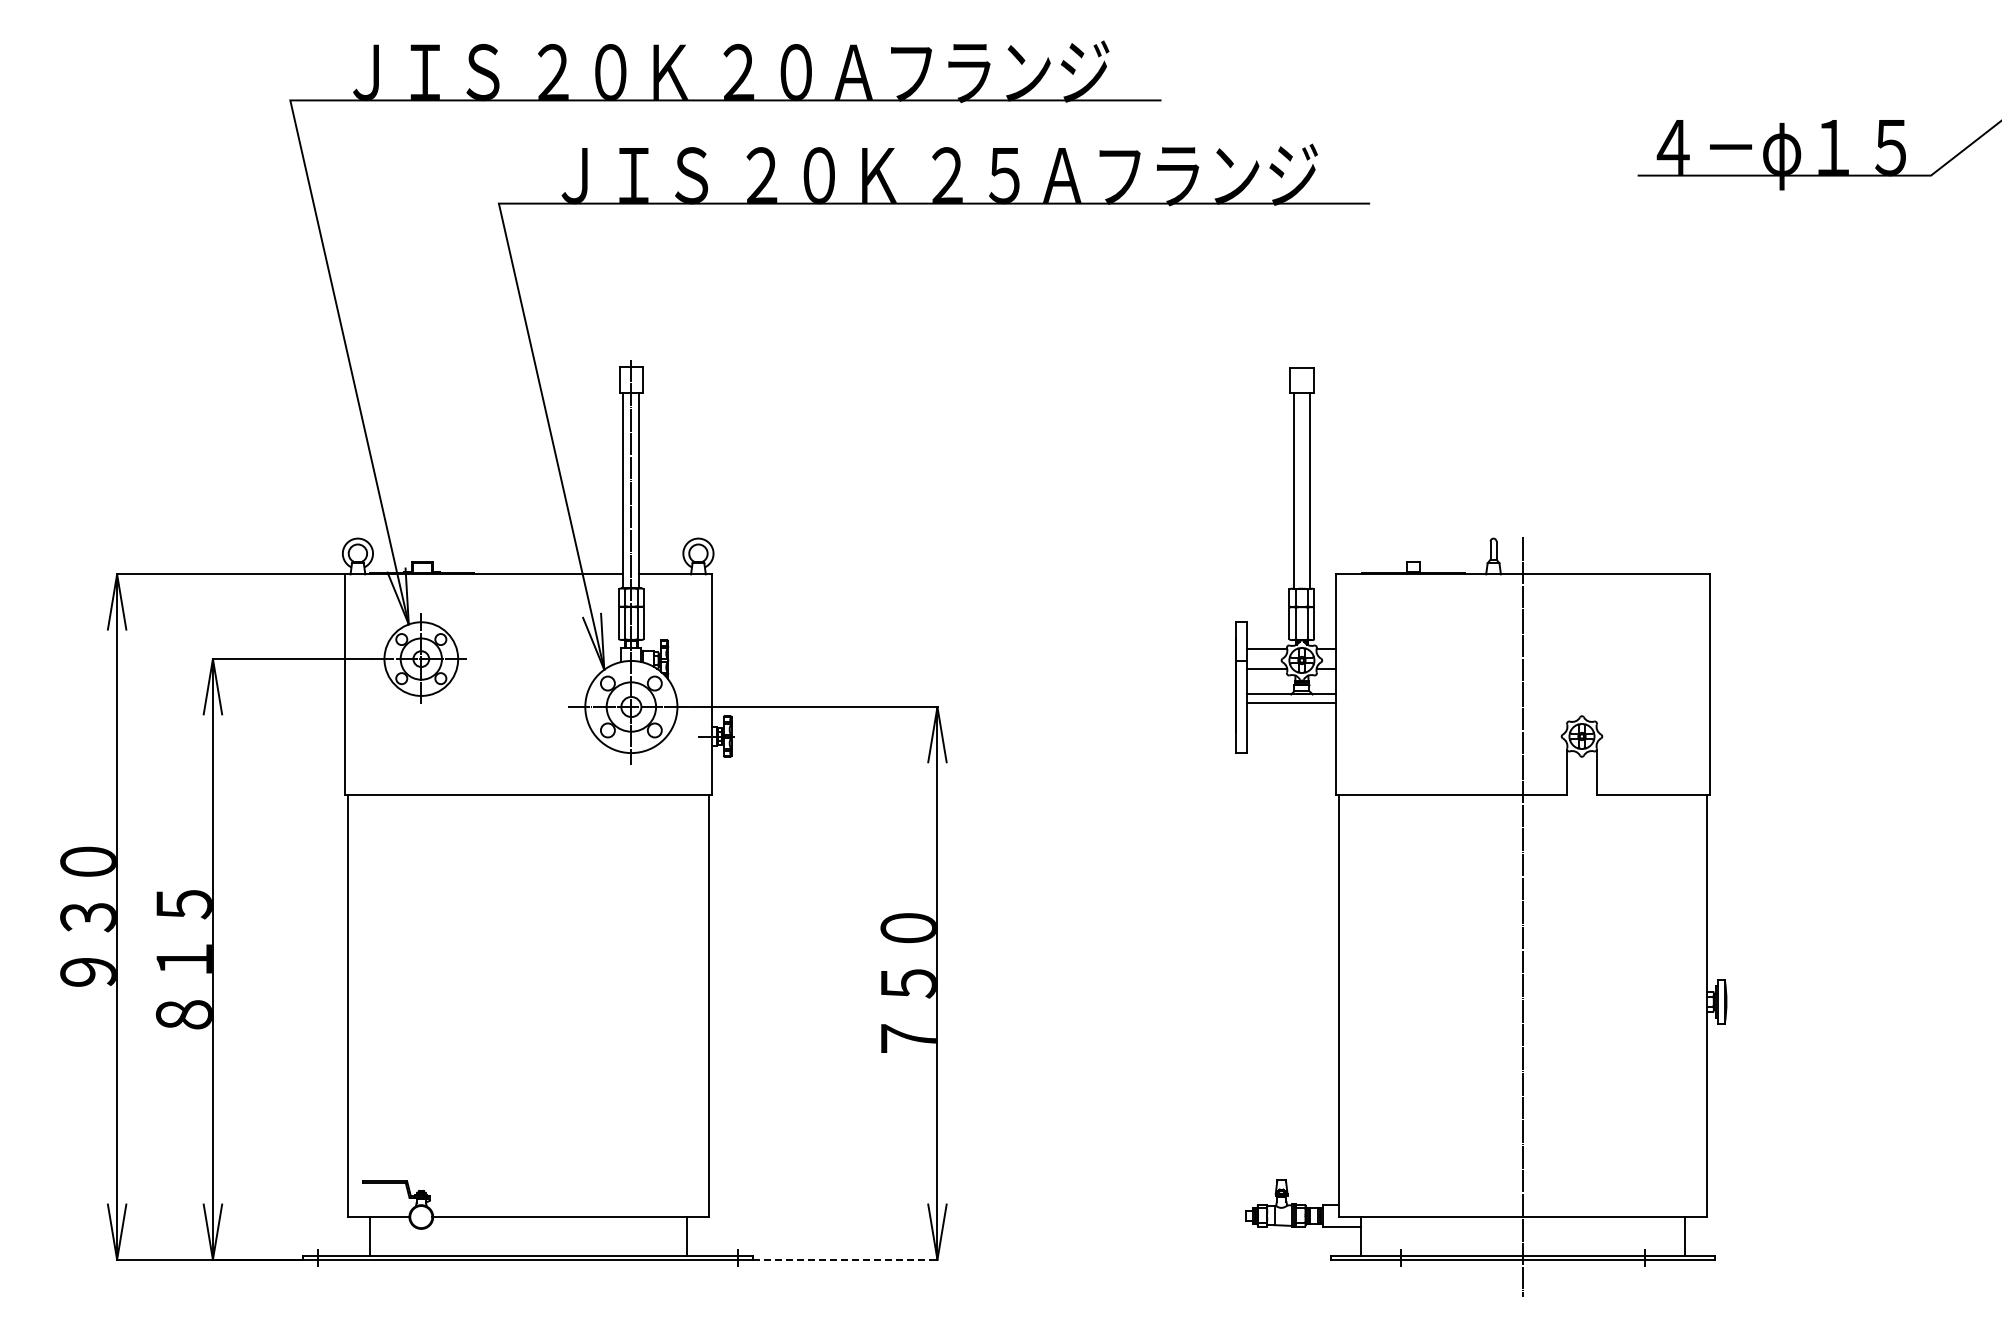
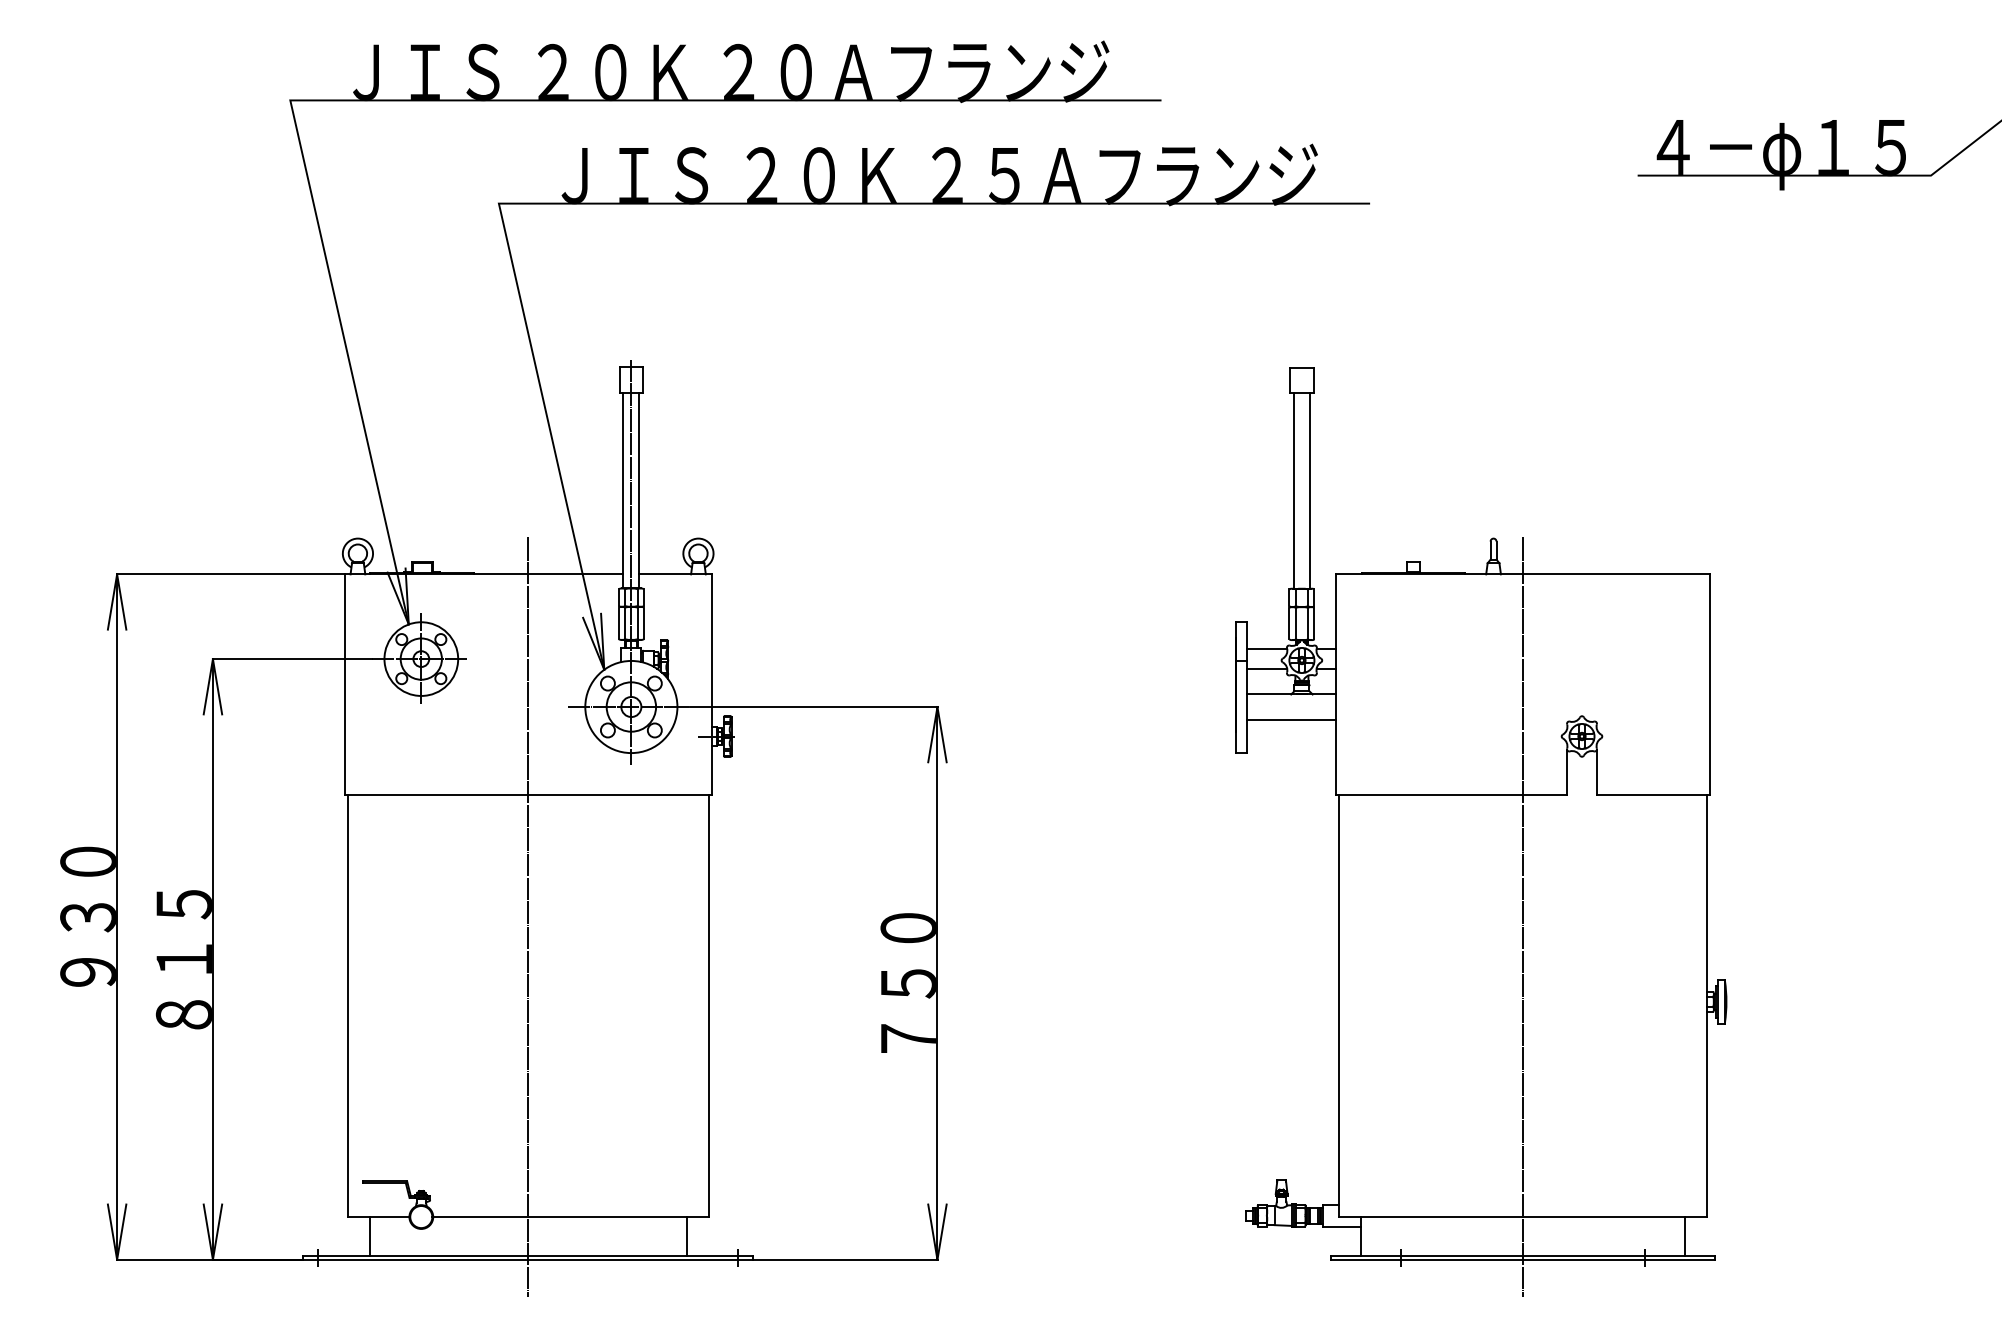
line position: (1291, 702) -> (1291, 719) (1291, 719)
line: none -> present (528, 916)
line: dashed -> solid (845, 1259)
